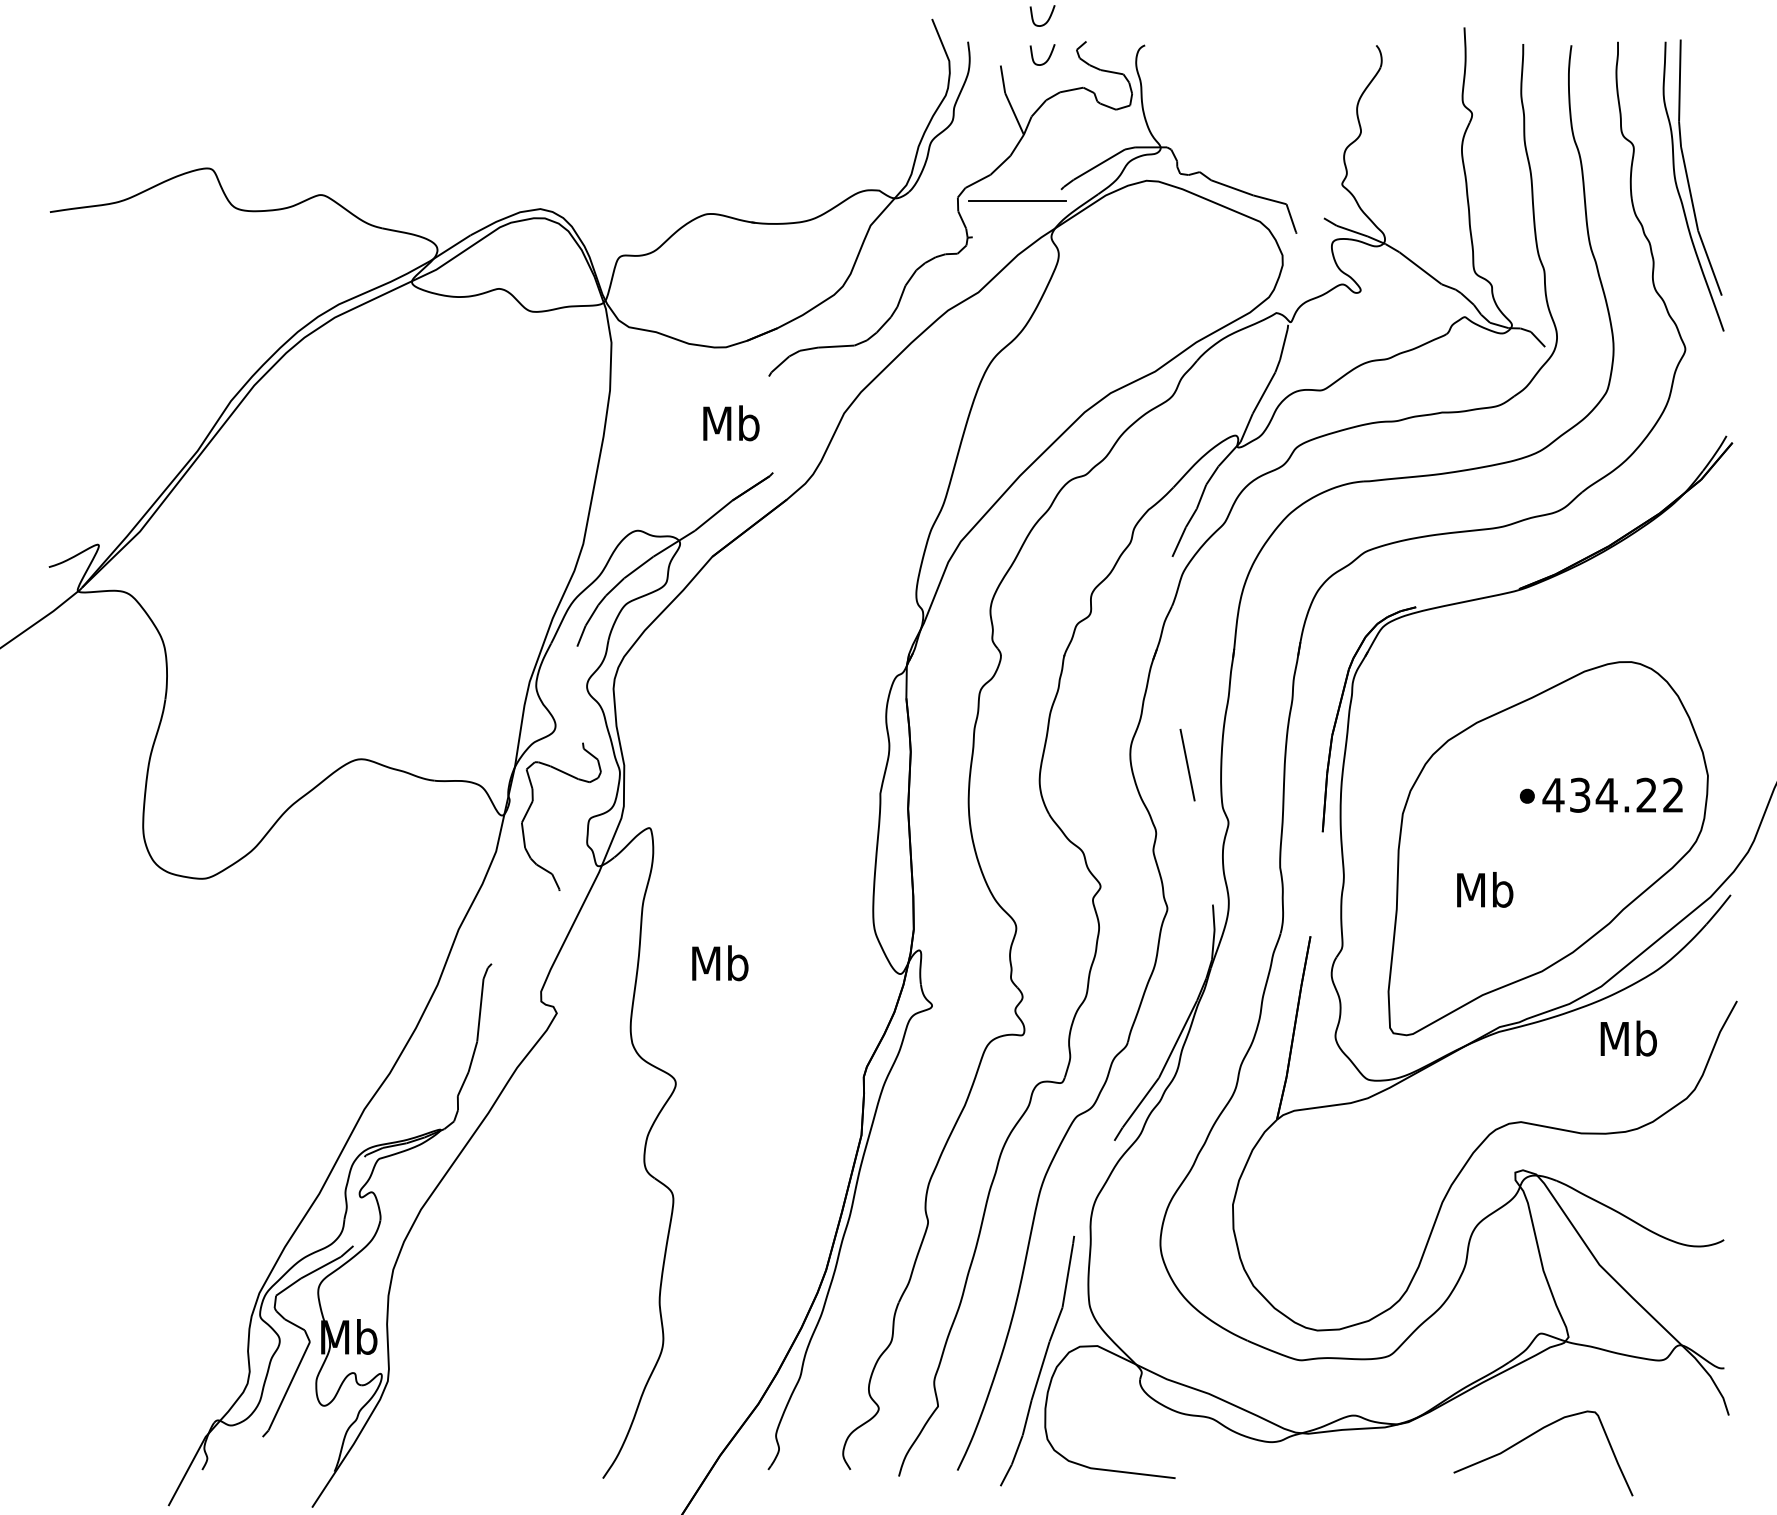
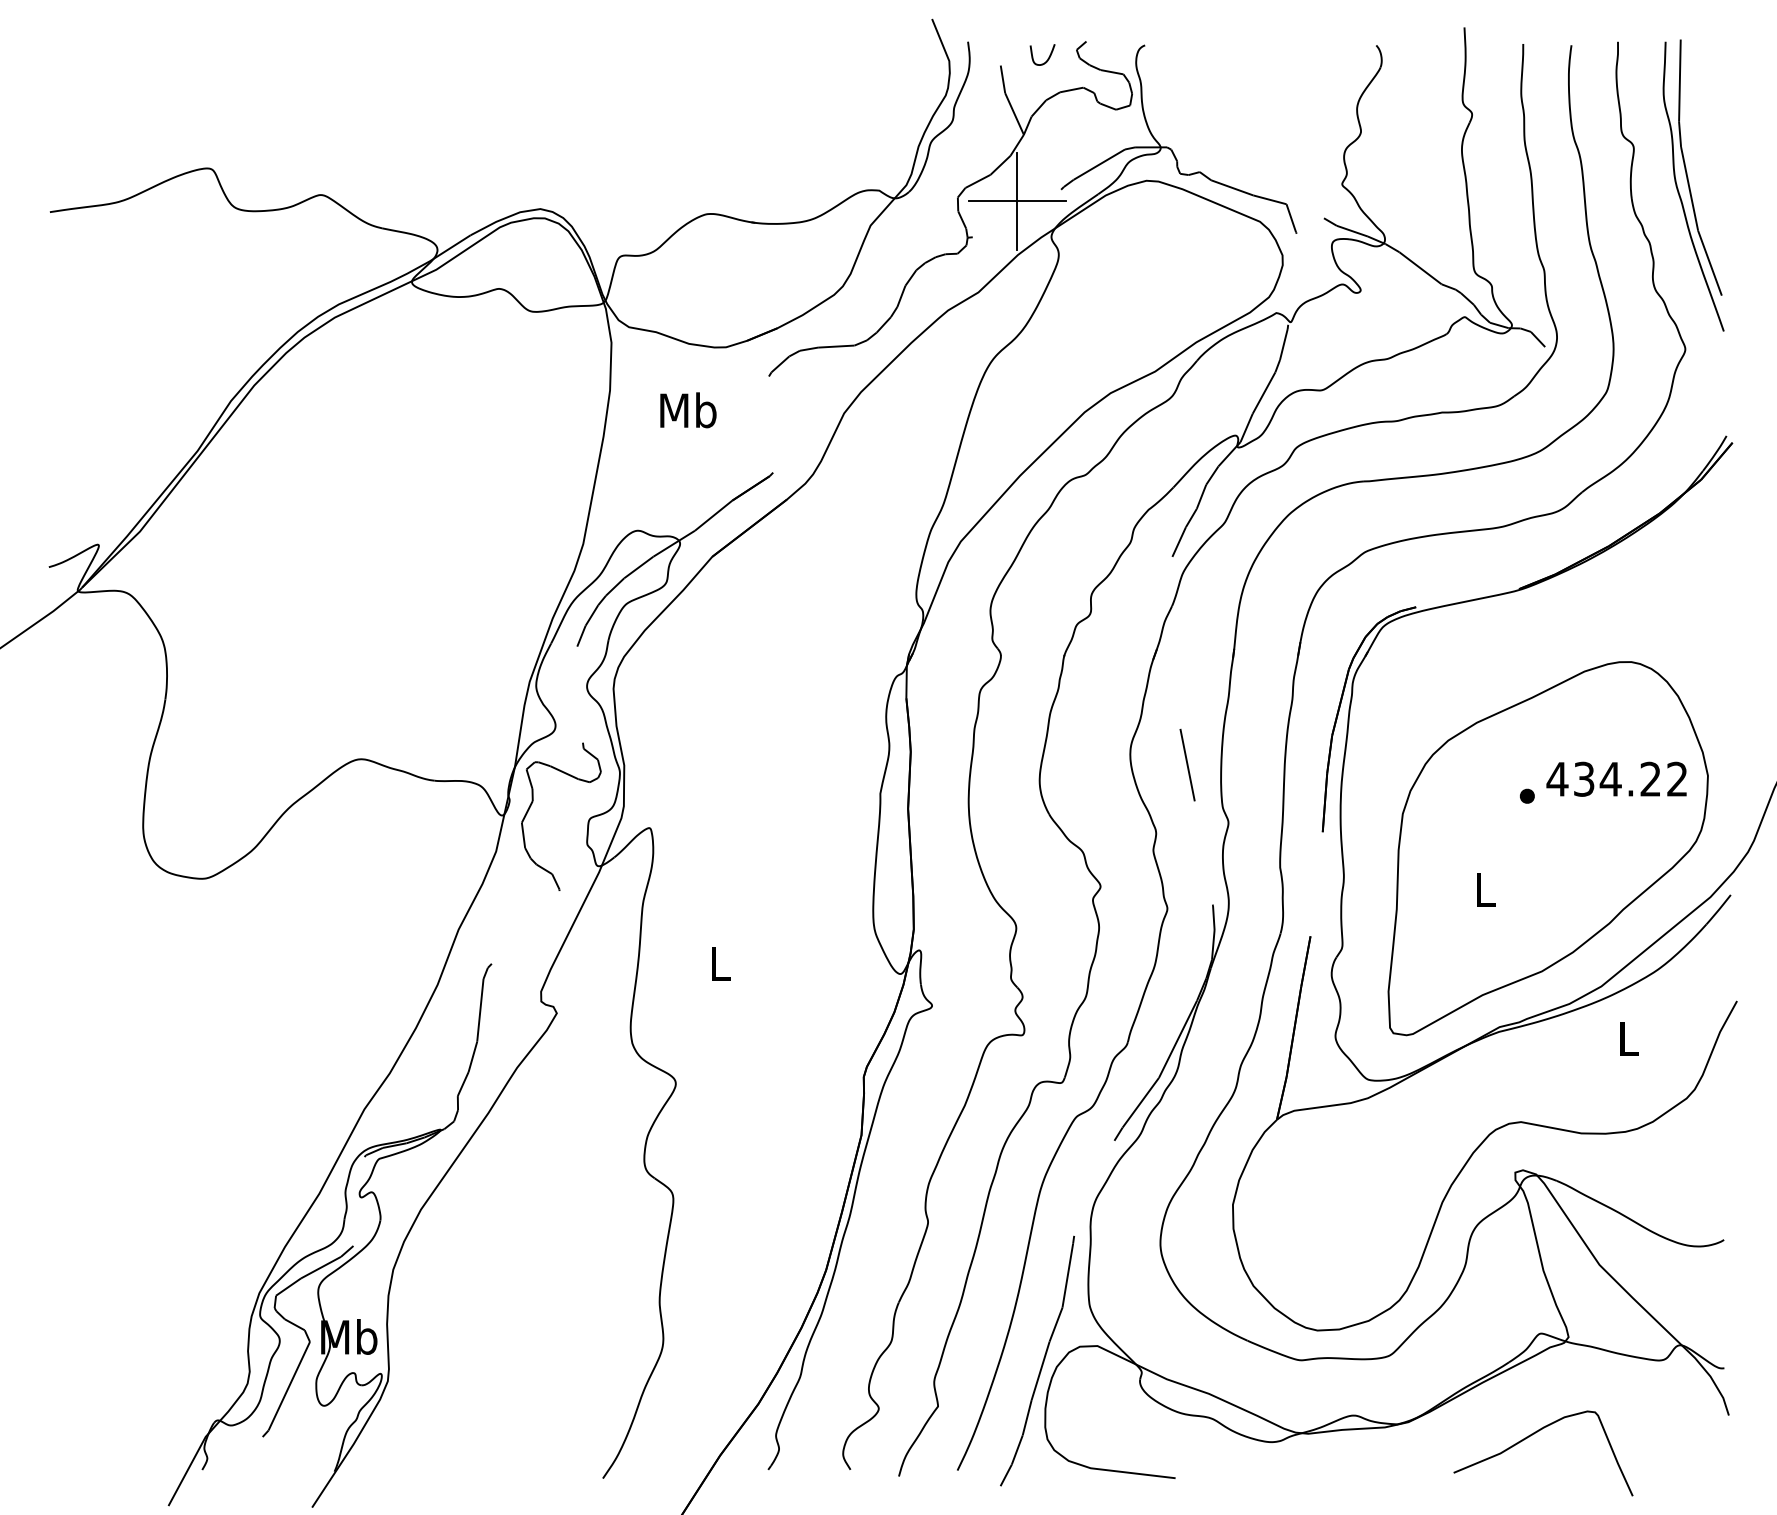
curve: present -> none (1047, 19)
line: none -> present (1017, 200)
text position: (731, 423) -> (688, 410) (688, 410)
text position: (1612, 794) -> (1616, 778) (1616, 778)
text: Mb -> L (1485, 889)
text: Mb -> L (720, 963)
text: Mb -> L (1628, 1038)
